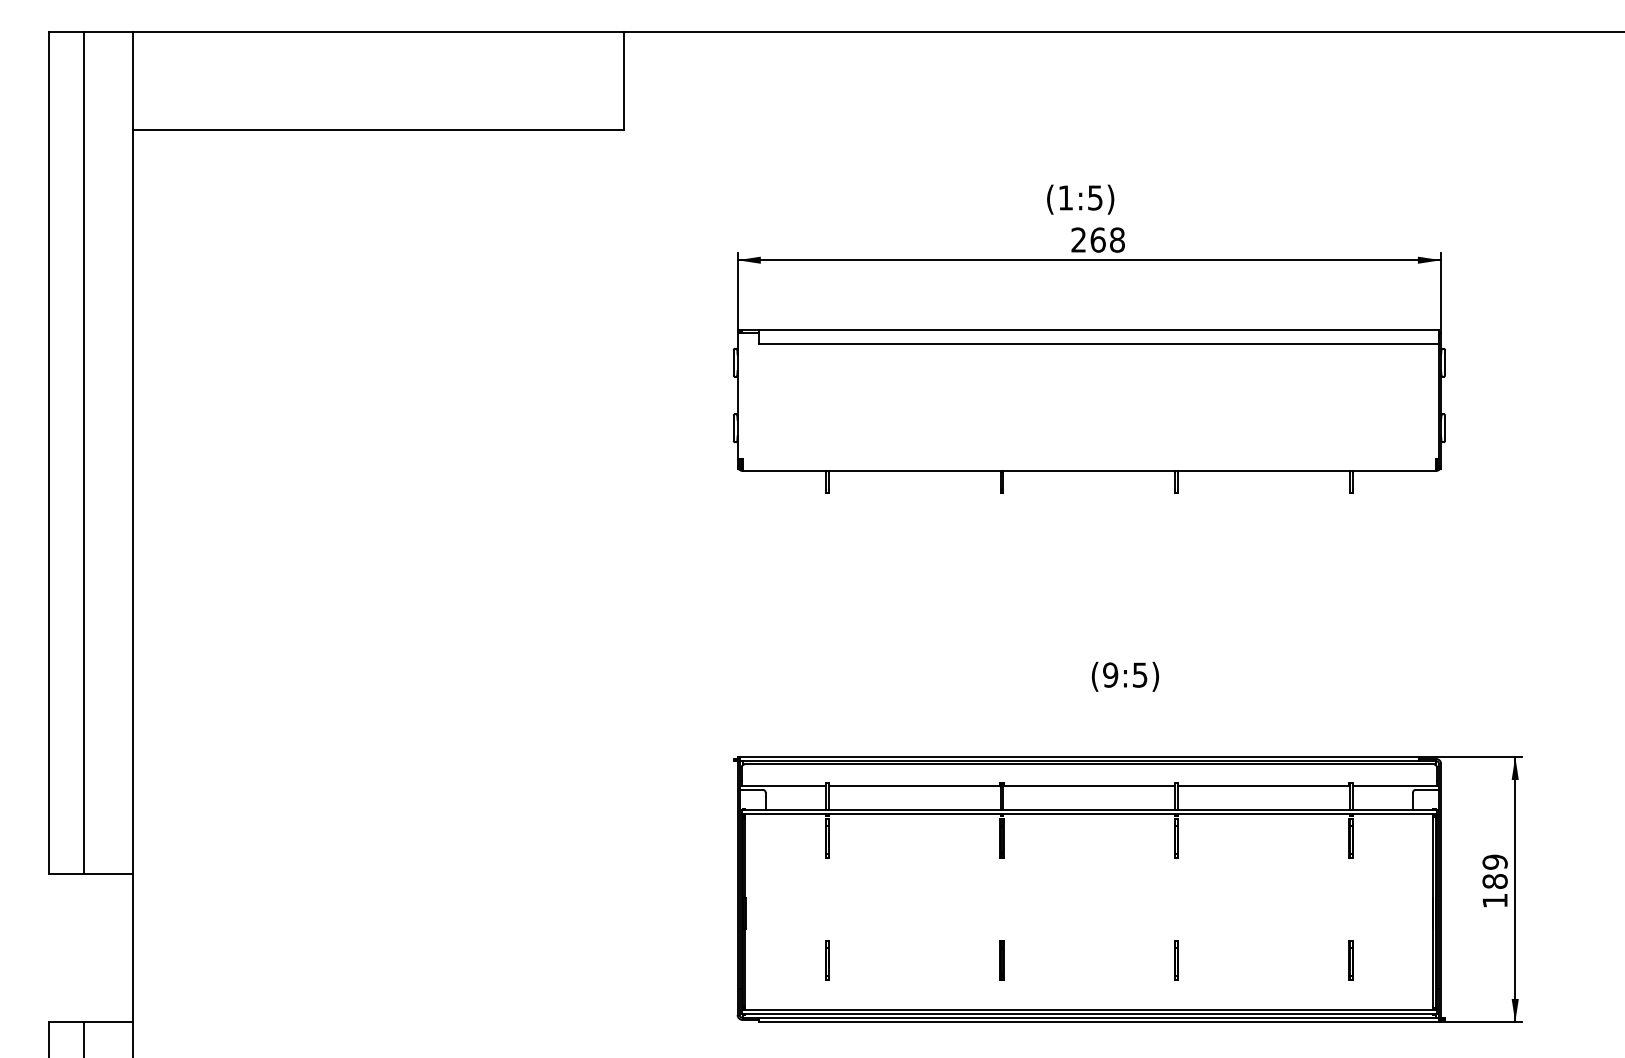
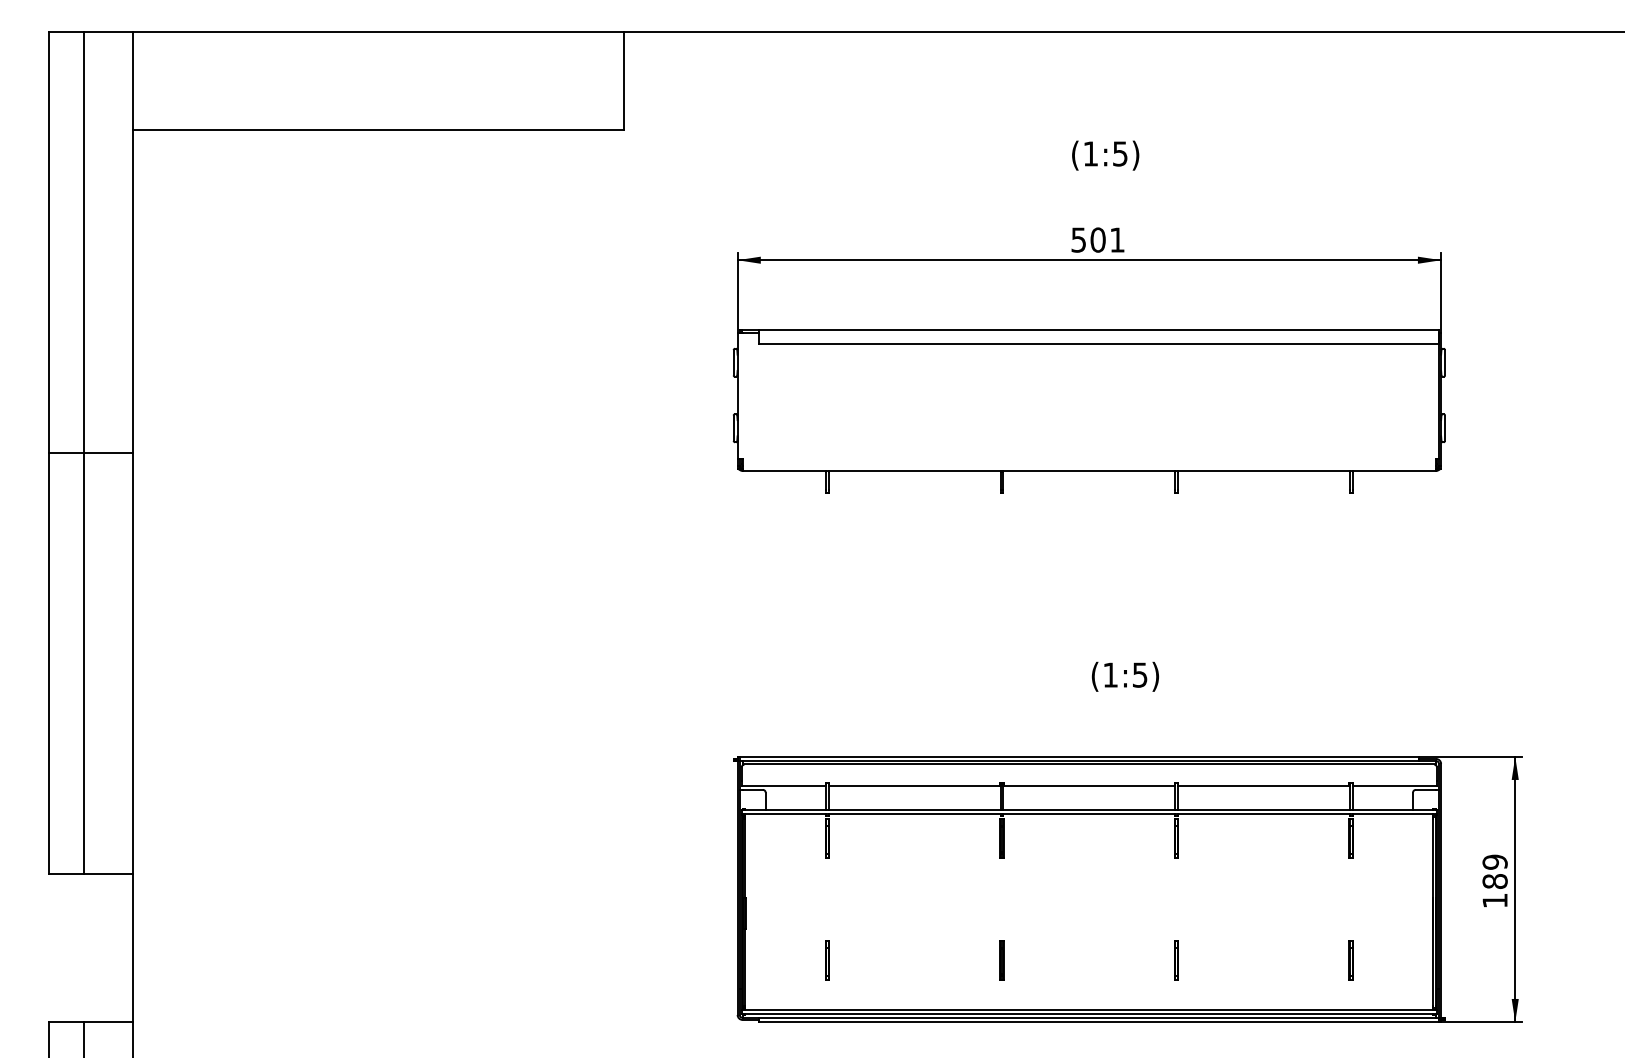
text position: (1080, 199) -> (1105, 155) (1105, 155)
text: 268 -> 501 (1097, 239)
line: none -> present (90, 453)
text: (9:5) -> (1:5) (1110, 674)
